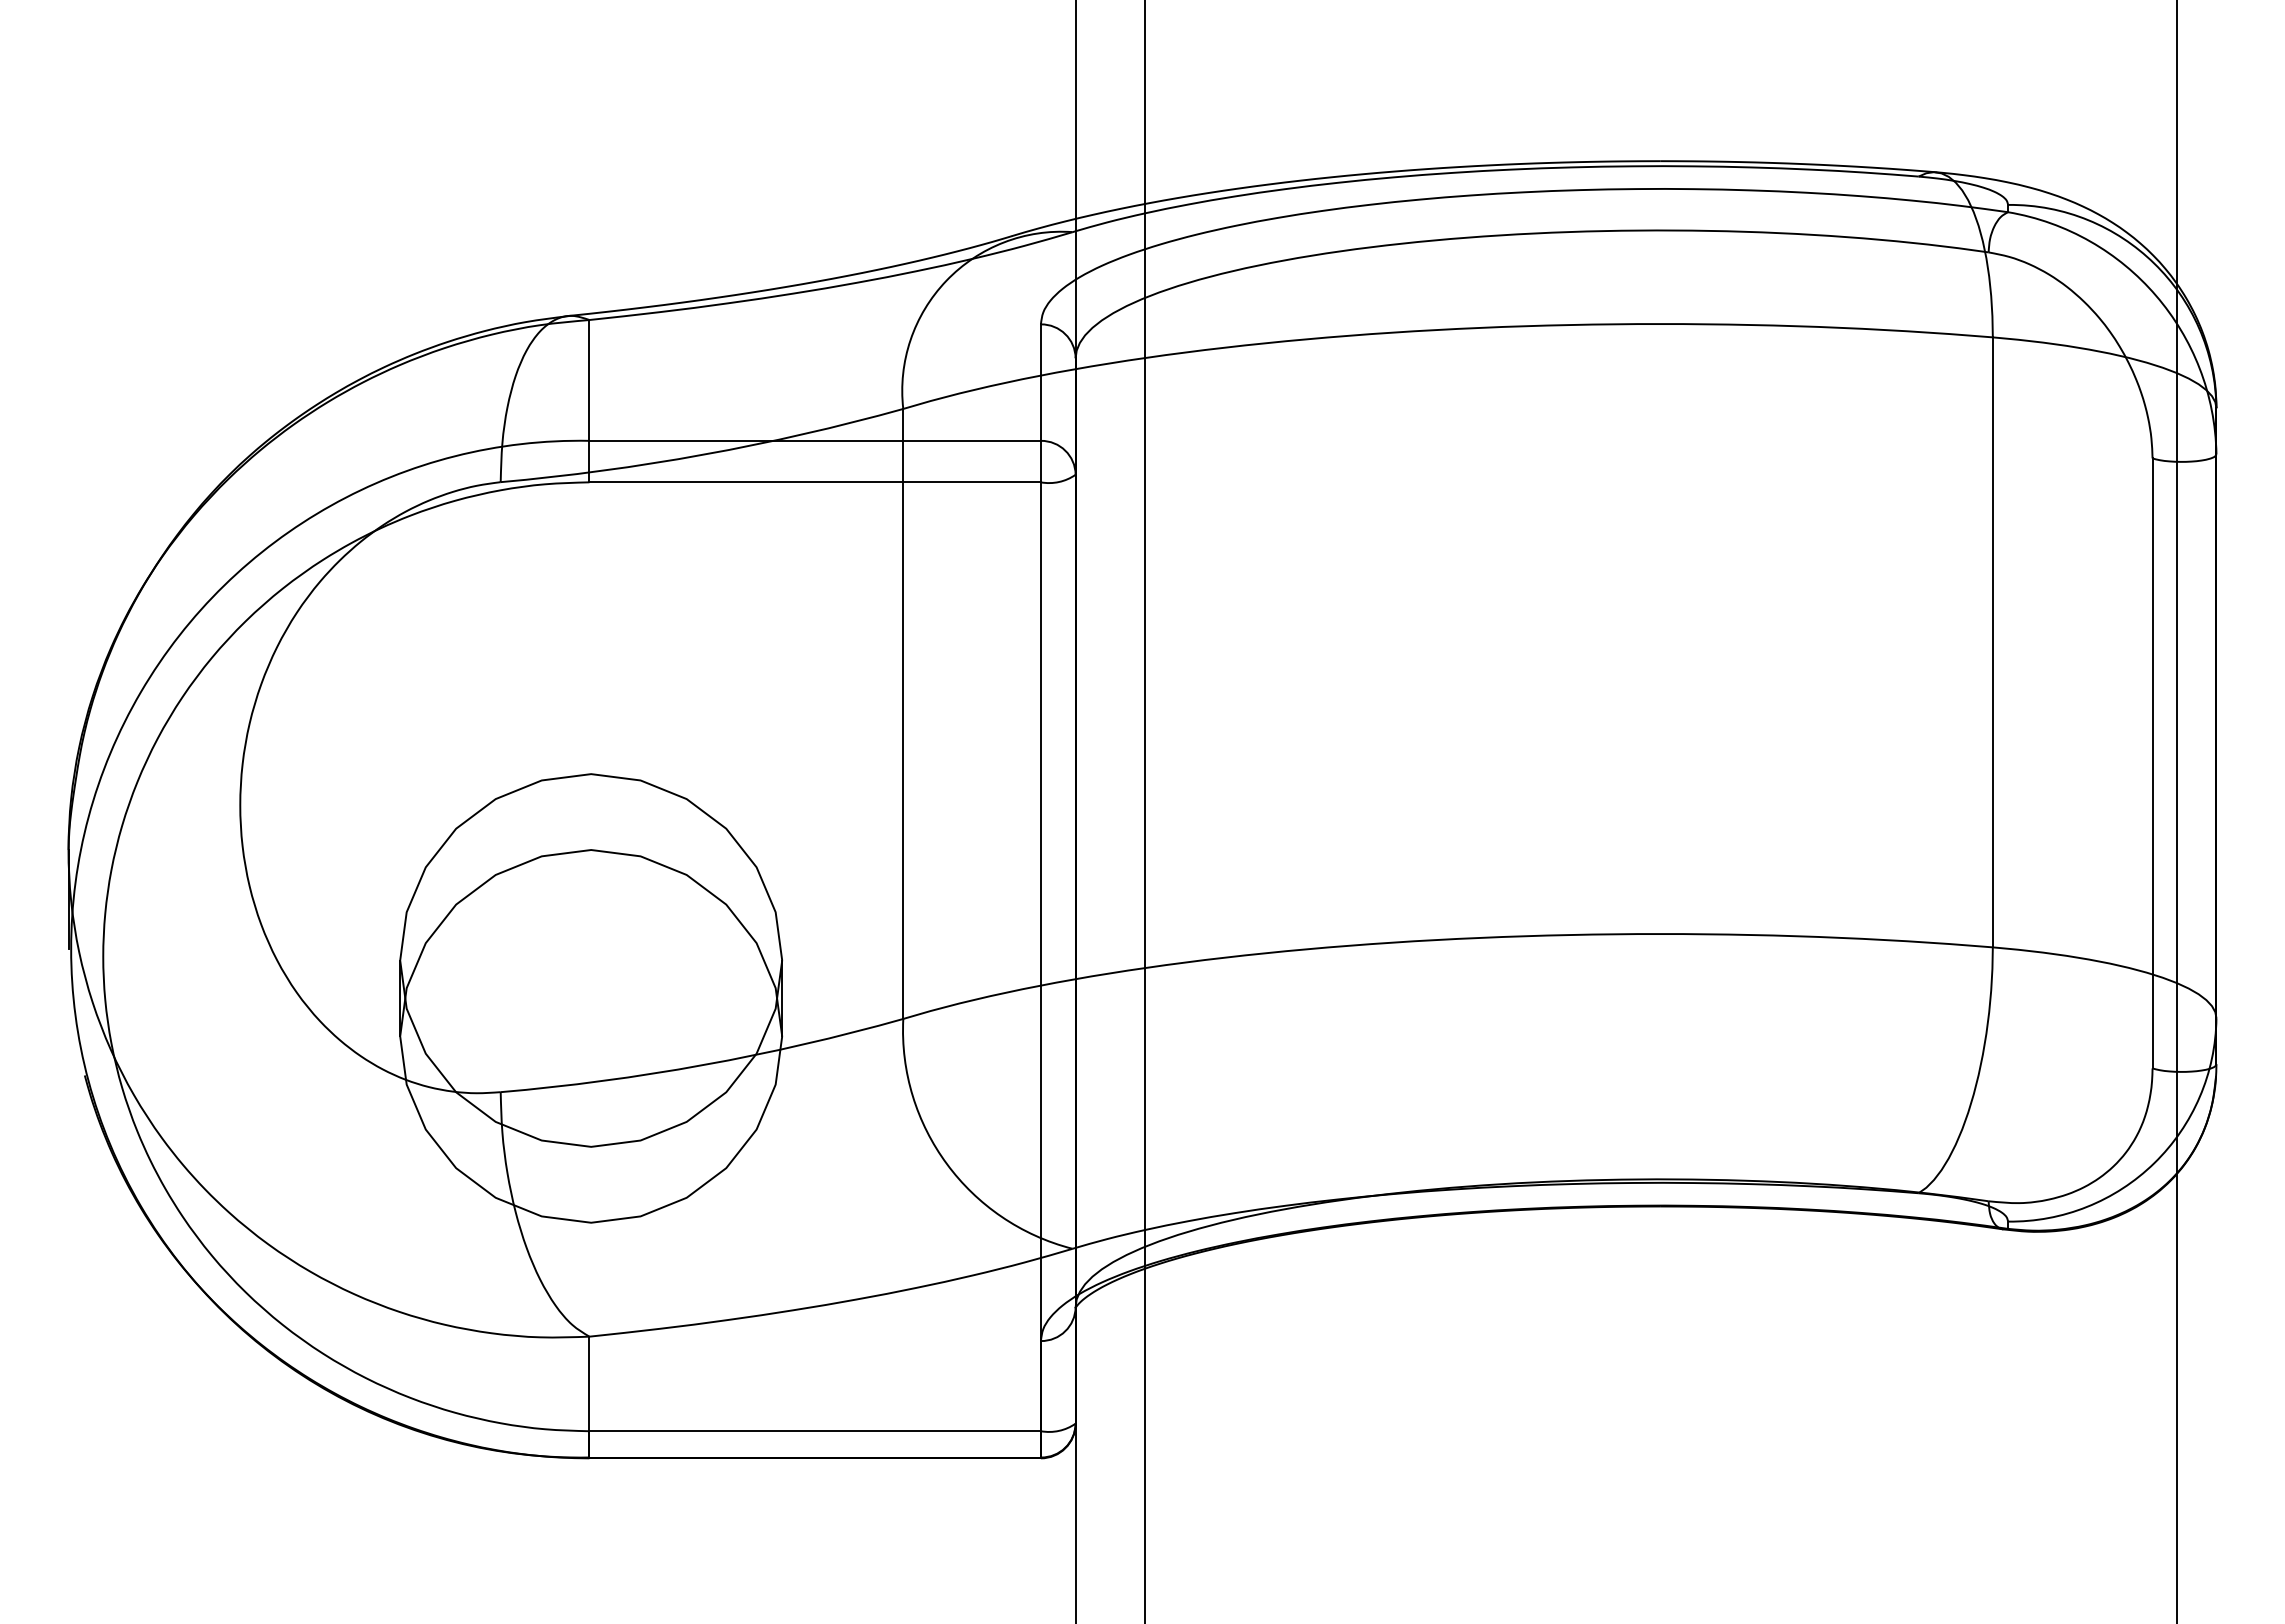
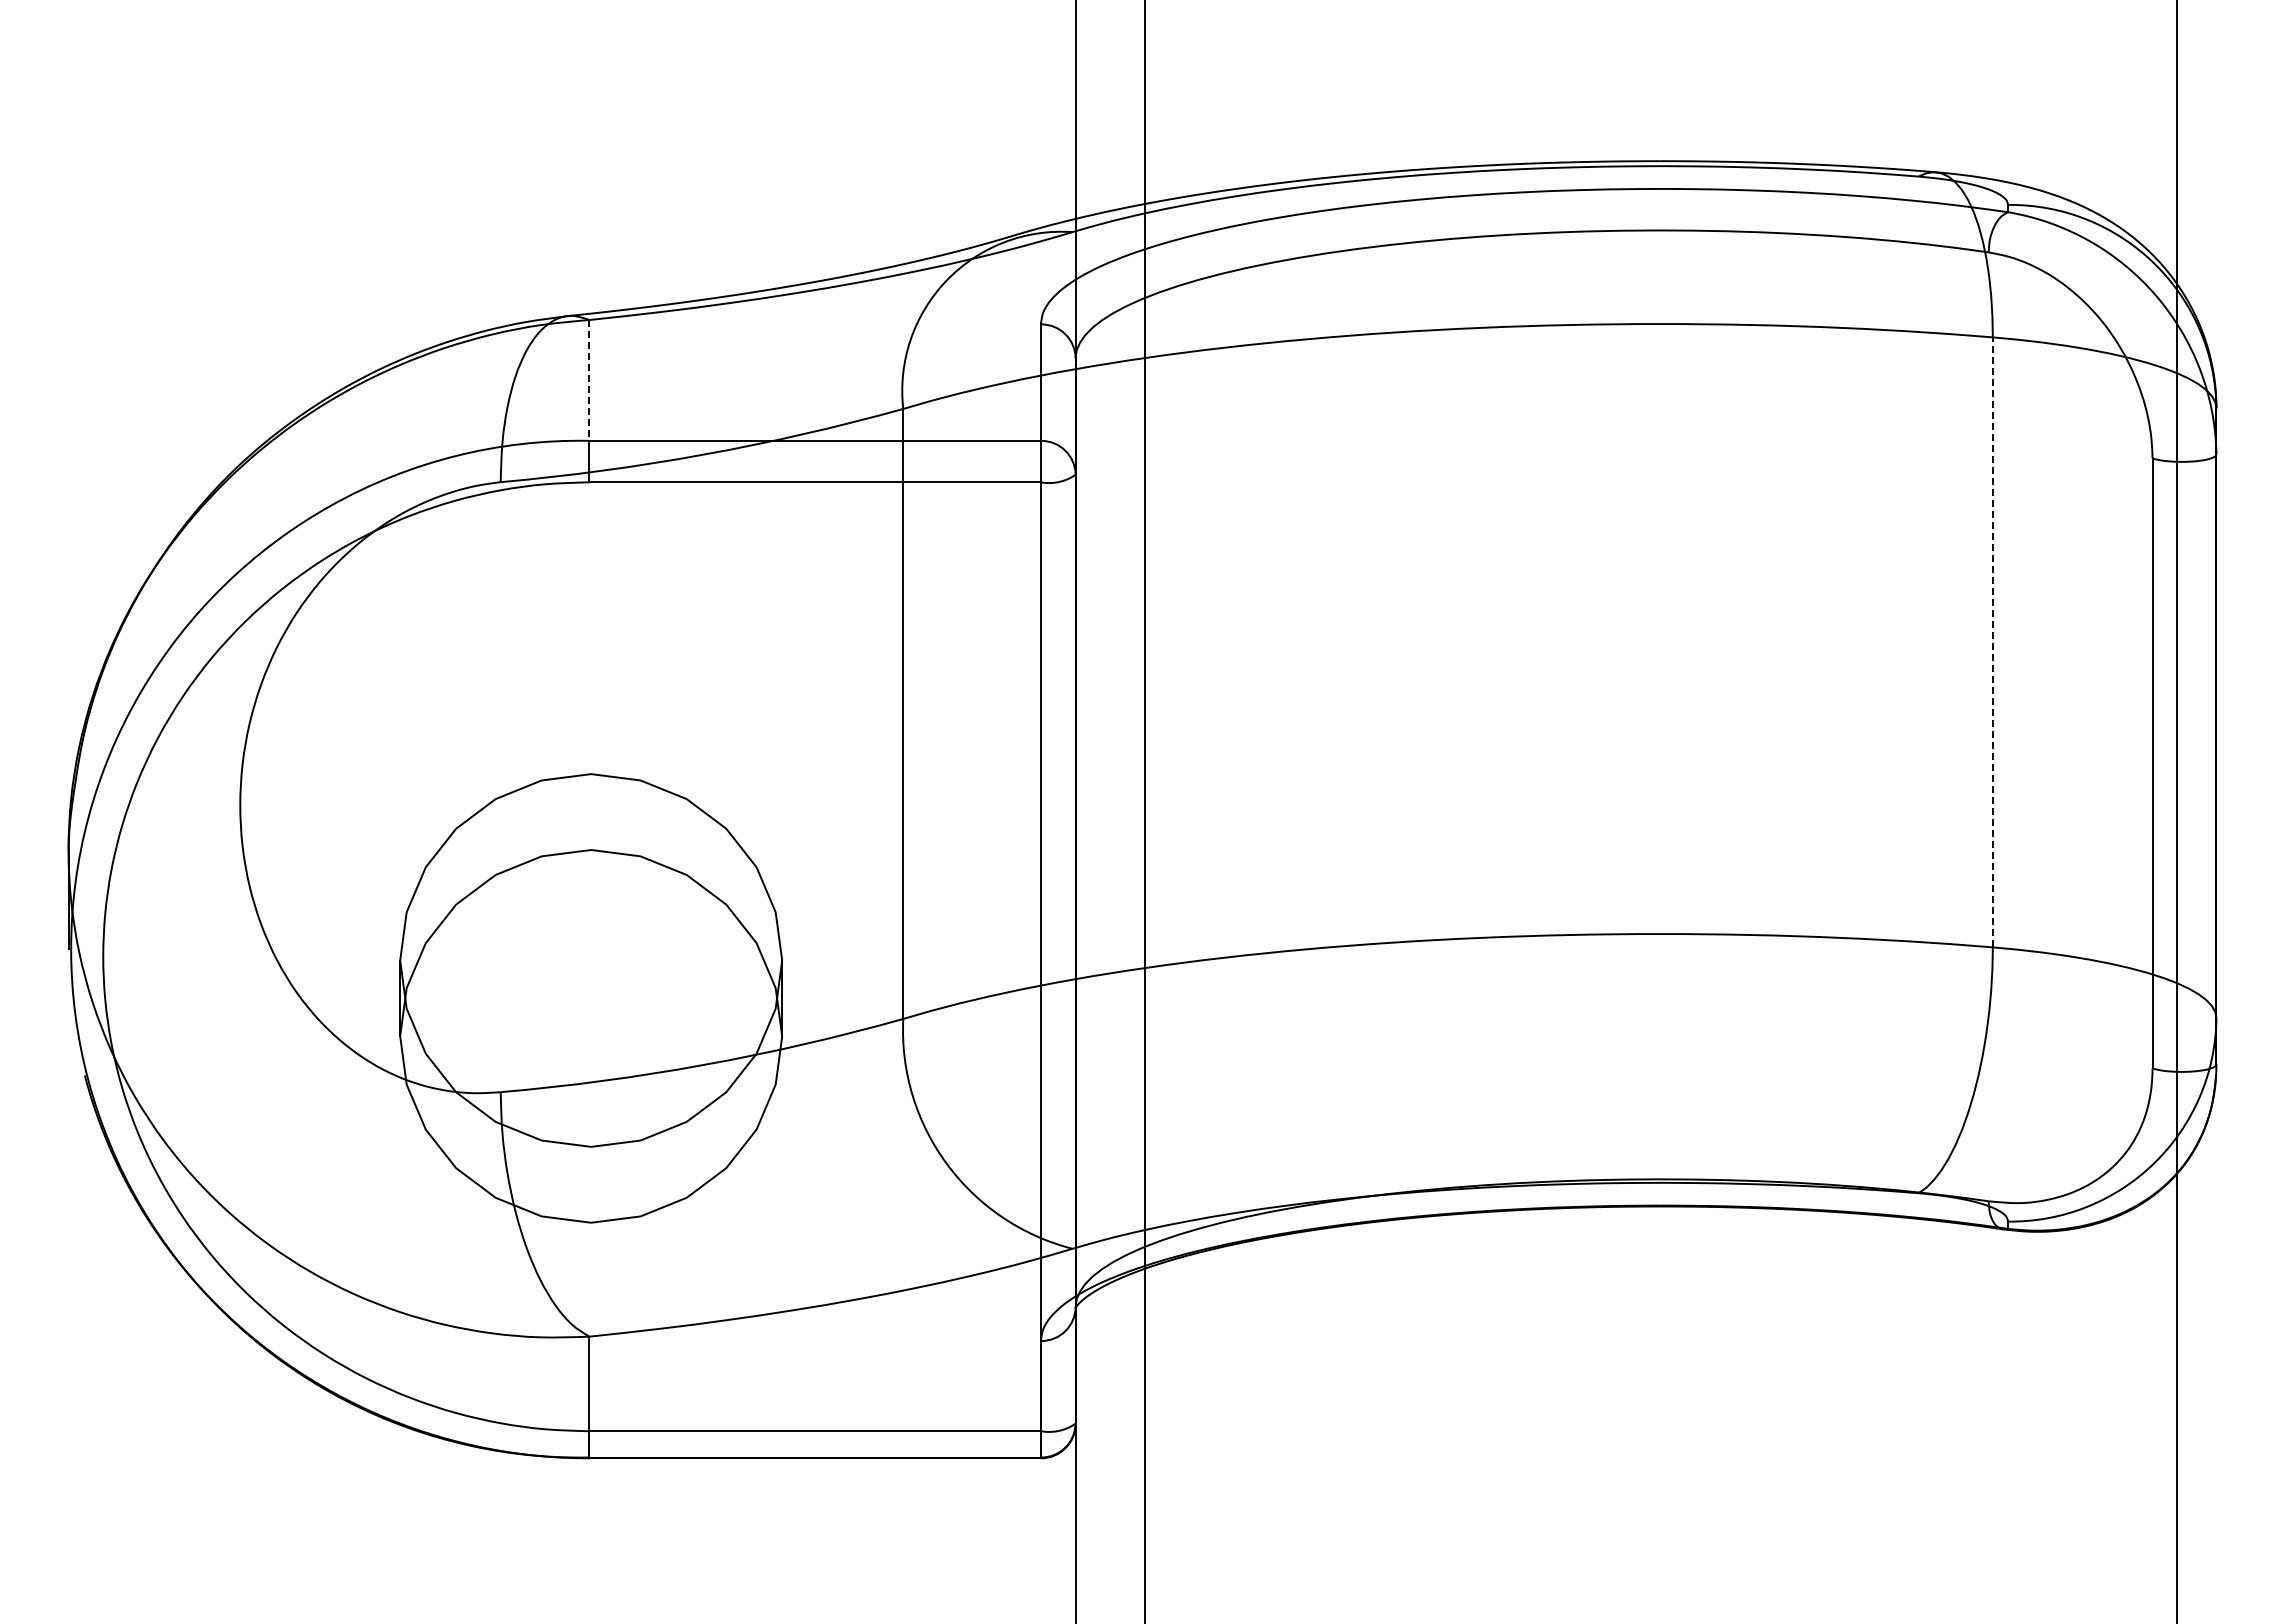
line: solid -> dashed (589, 380)
line: solid -> dashed (1992, 642)
